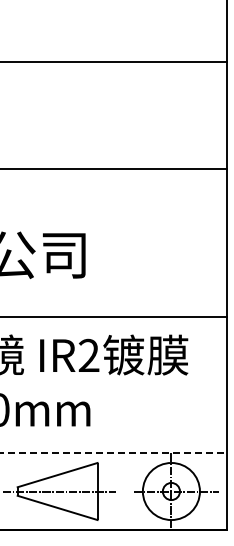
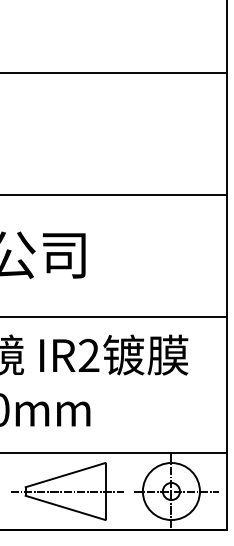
line position: (114, 62) -> (114, 73) (114, 73)
line position: (114, 168) -> (114, 194) (114, 194)
line: dashed -> solid (114, 453)
part position: (59, 491) -> (67, 491) (67, 491)
